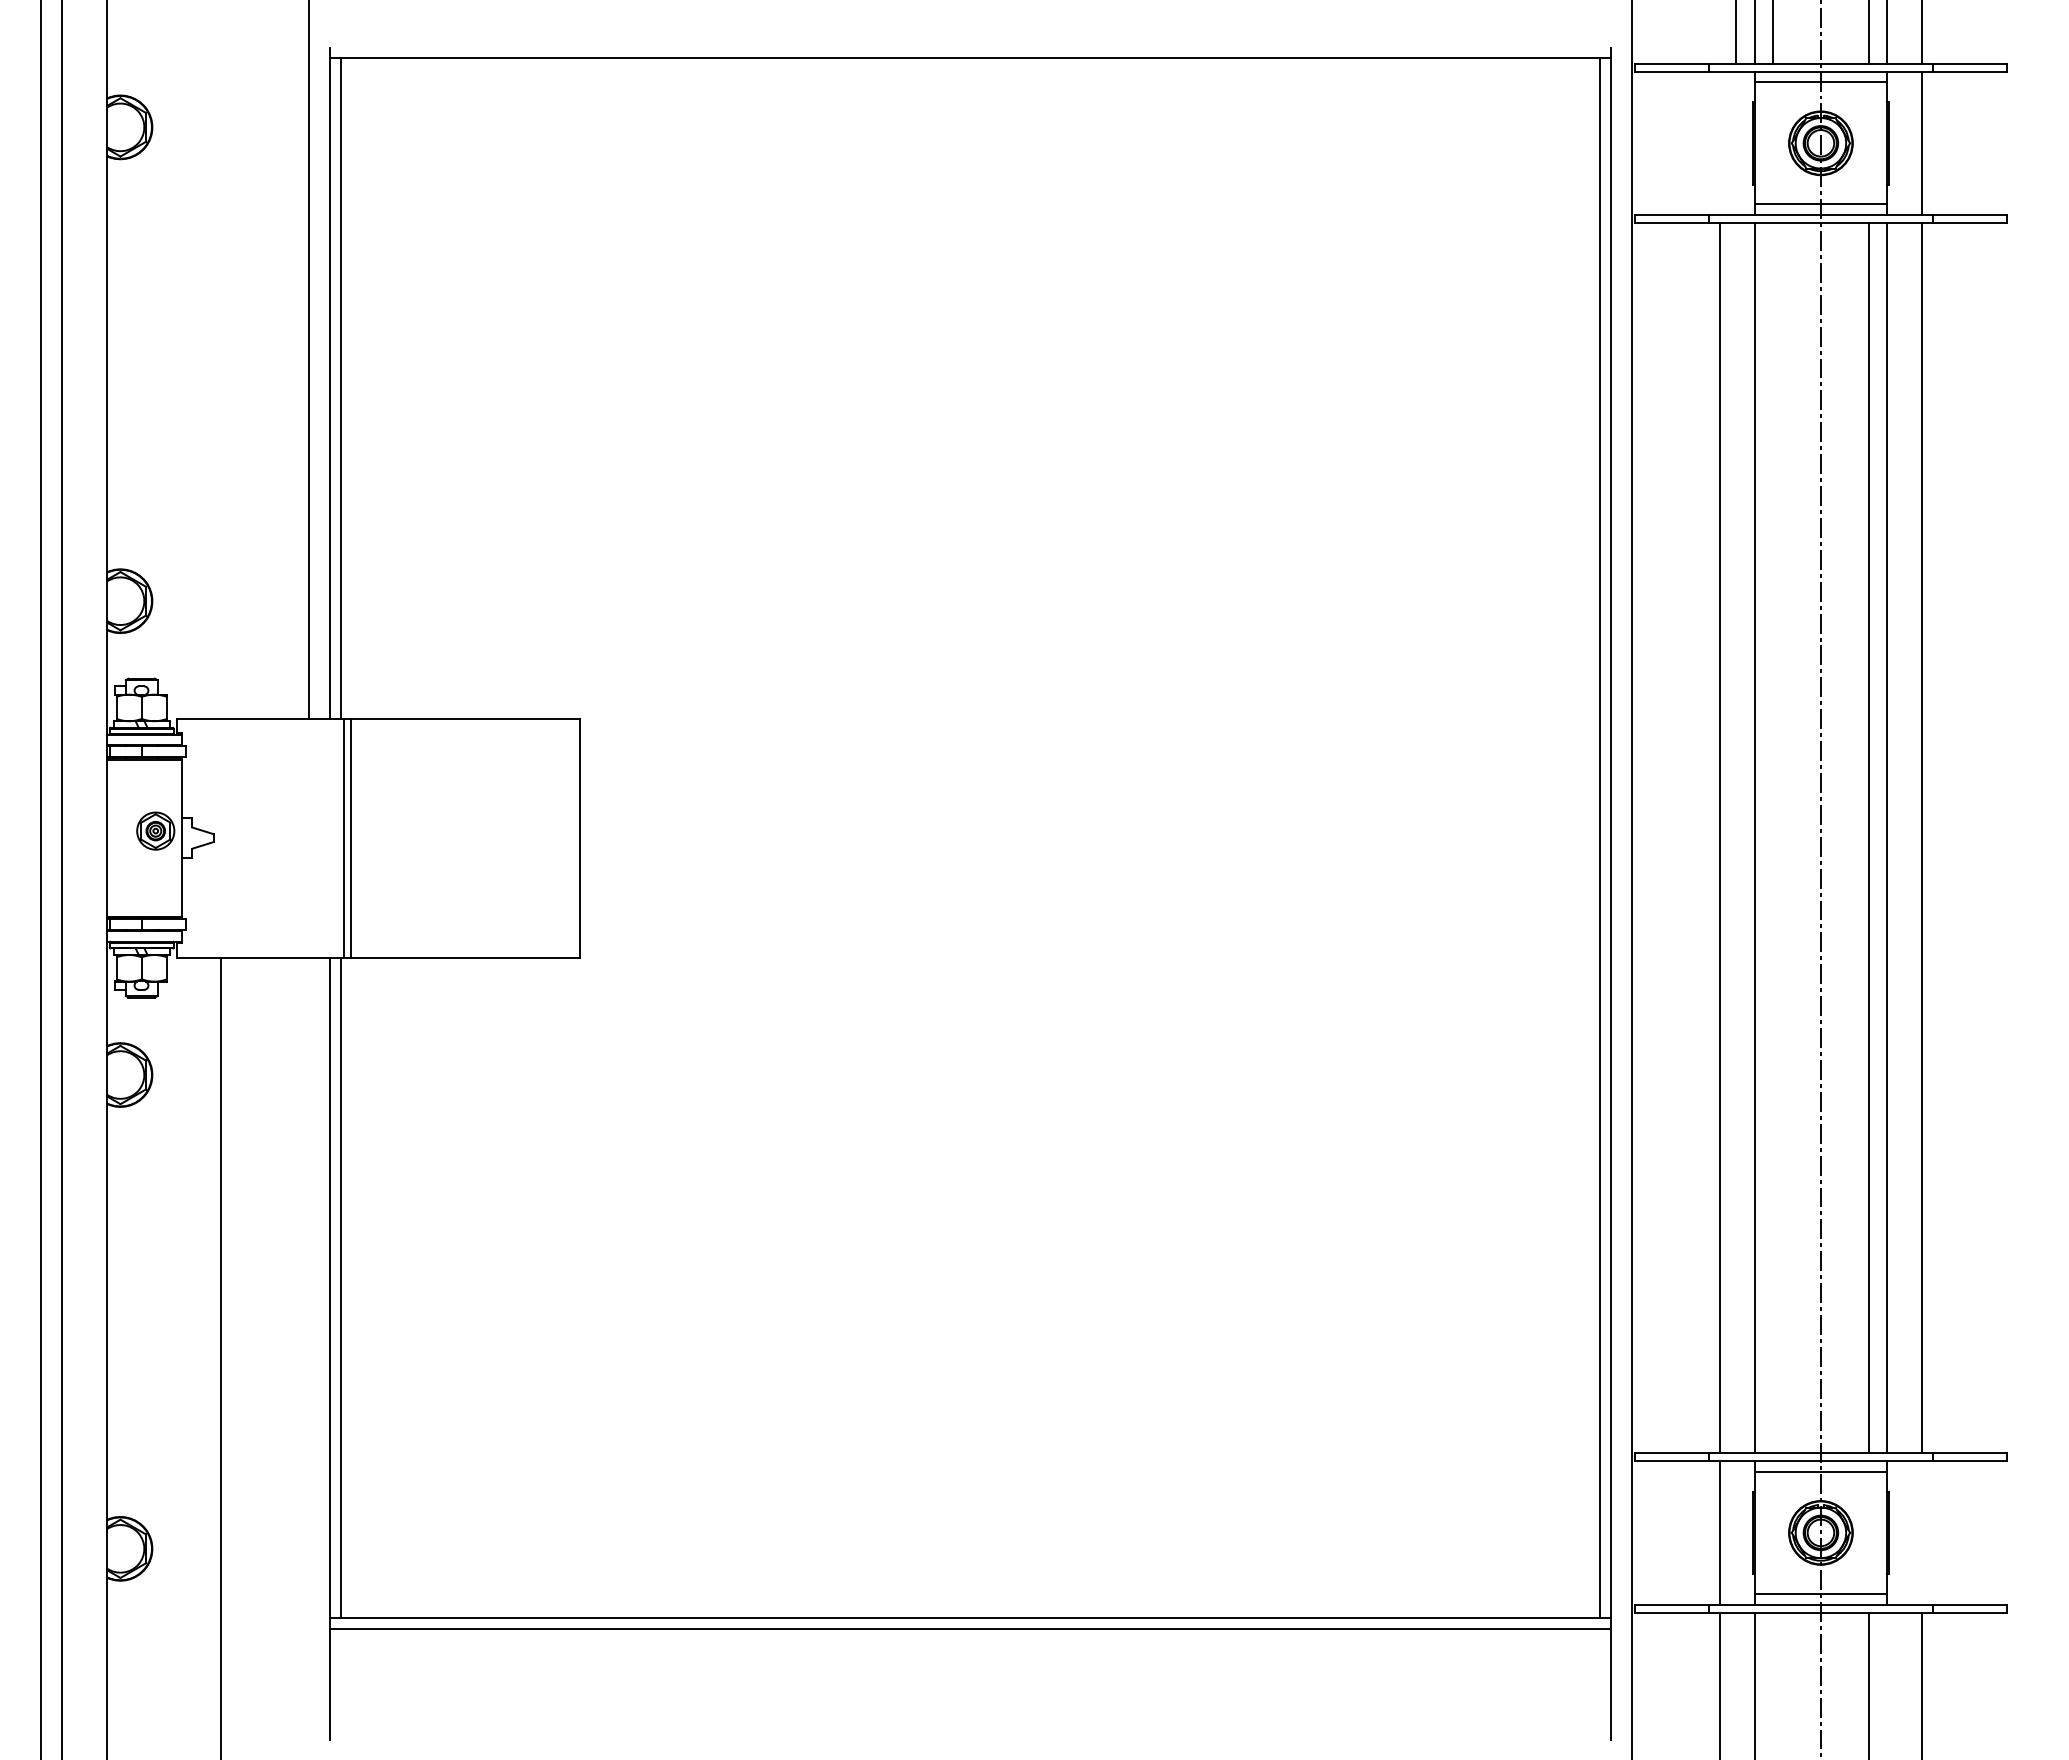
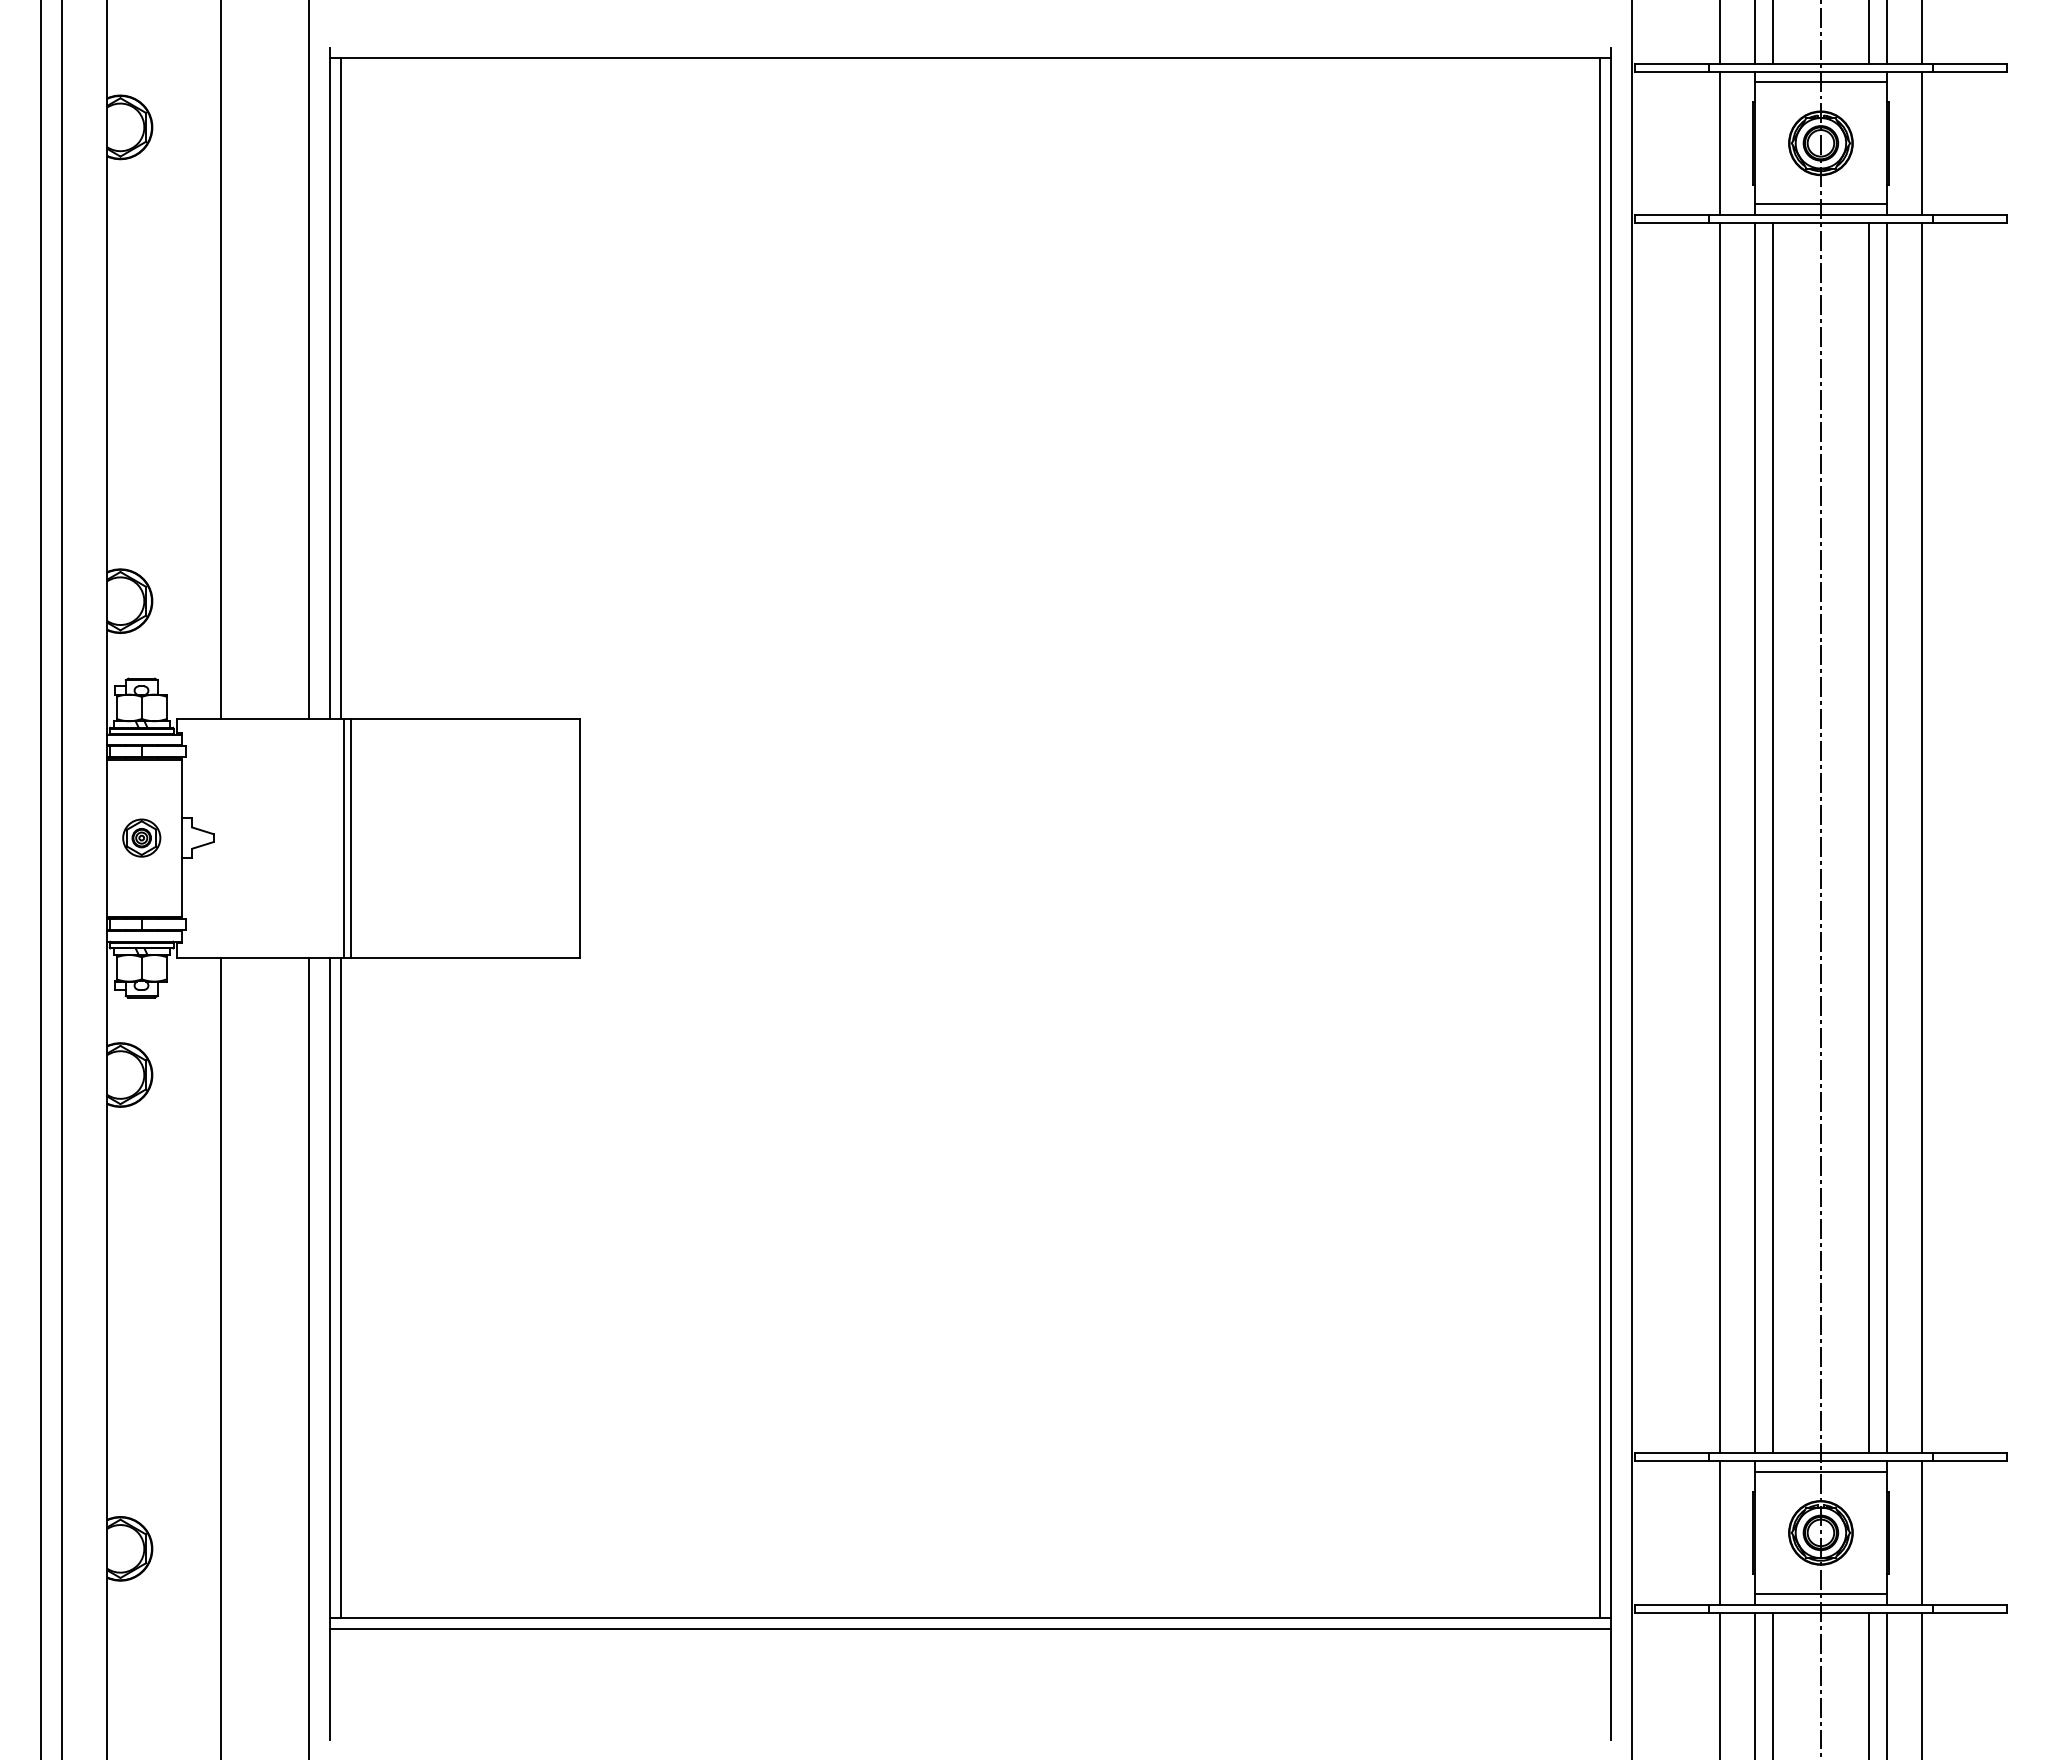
line position: (1735, 32) -> (1719, 32) (1719, 32)
line: none -> present (1719, 143)
line: none -> present (221, 360)
part position: (155, 830) -> (141, 837) (141, 837)
line: none -> present (1773, 838)
line: none -> present (309, 1356)
line: none -> present (1921, 1532)
line: none -> present (1773, 1684)
line: none -> present (1887, 1684)
